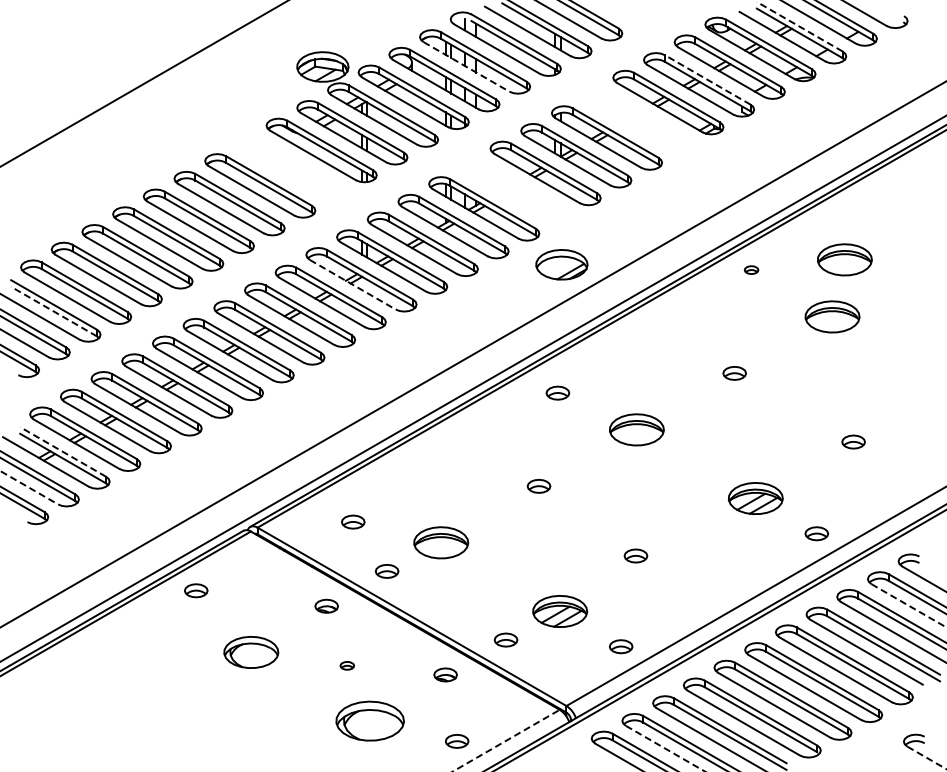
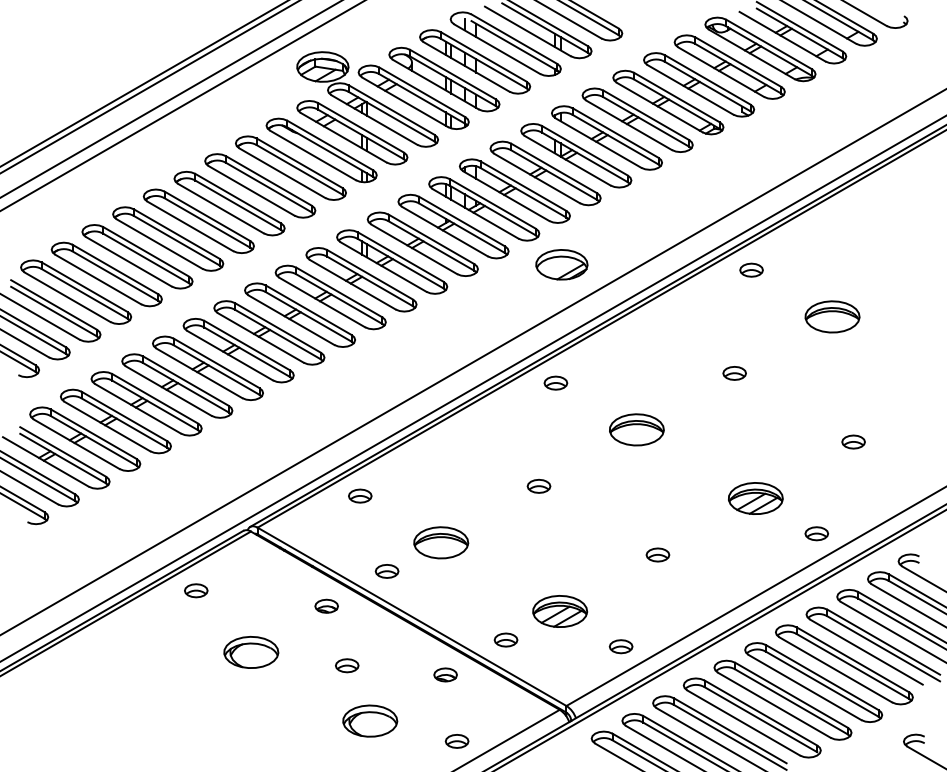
line: dashed -> solid (799, 26)
line: dashed -> solid (466, 66)
line: dashed -> solid (707, 79)
line: none -> present (149, 87)
line: none -> present (170, 99)
line: none -> present (182, 106)
part: none -> present (637, 119)
part: none -> present (290, 167)
part: none -> present (514, 190)
part: present -> none (844, 259)
part size: 17x10 px -> 25x16 px (751, 269)
line: dashed -> solid (352, 284)
line: dashed -> solid (54, 311)
line position: (472, 354) -> (472, 362) (472, 362)
part position: (557, 392) -> (555, 382) (555, 382)
line: dashed -> solid (63, 451)
line: dashed -> solid (29, 488)
part position: (353, 521) -> (360, 495) (360, 495)
part position: (635, 555) -> (657, 554) (657, 554)
line: dashed -> solid (909, 606)
part size: 16x10 px -> 25x16 px (347, 665)
part size: 70x42 px -> 57x34 px (370, 720)
line: dashed -> solid (506, 740)
line: dashed -> solid (665, 748)
line: dashed -> solid (927, 758)
